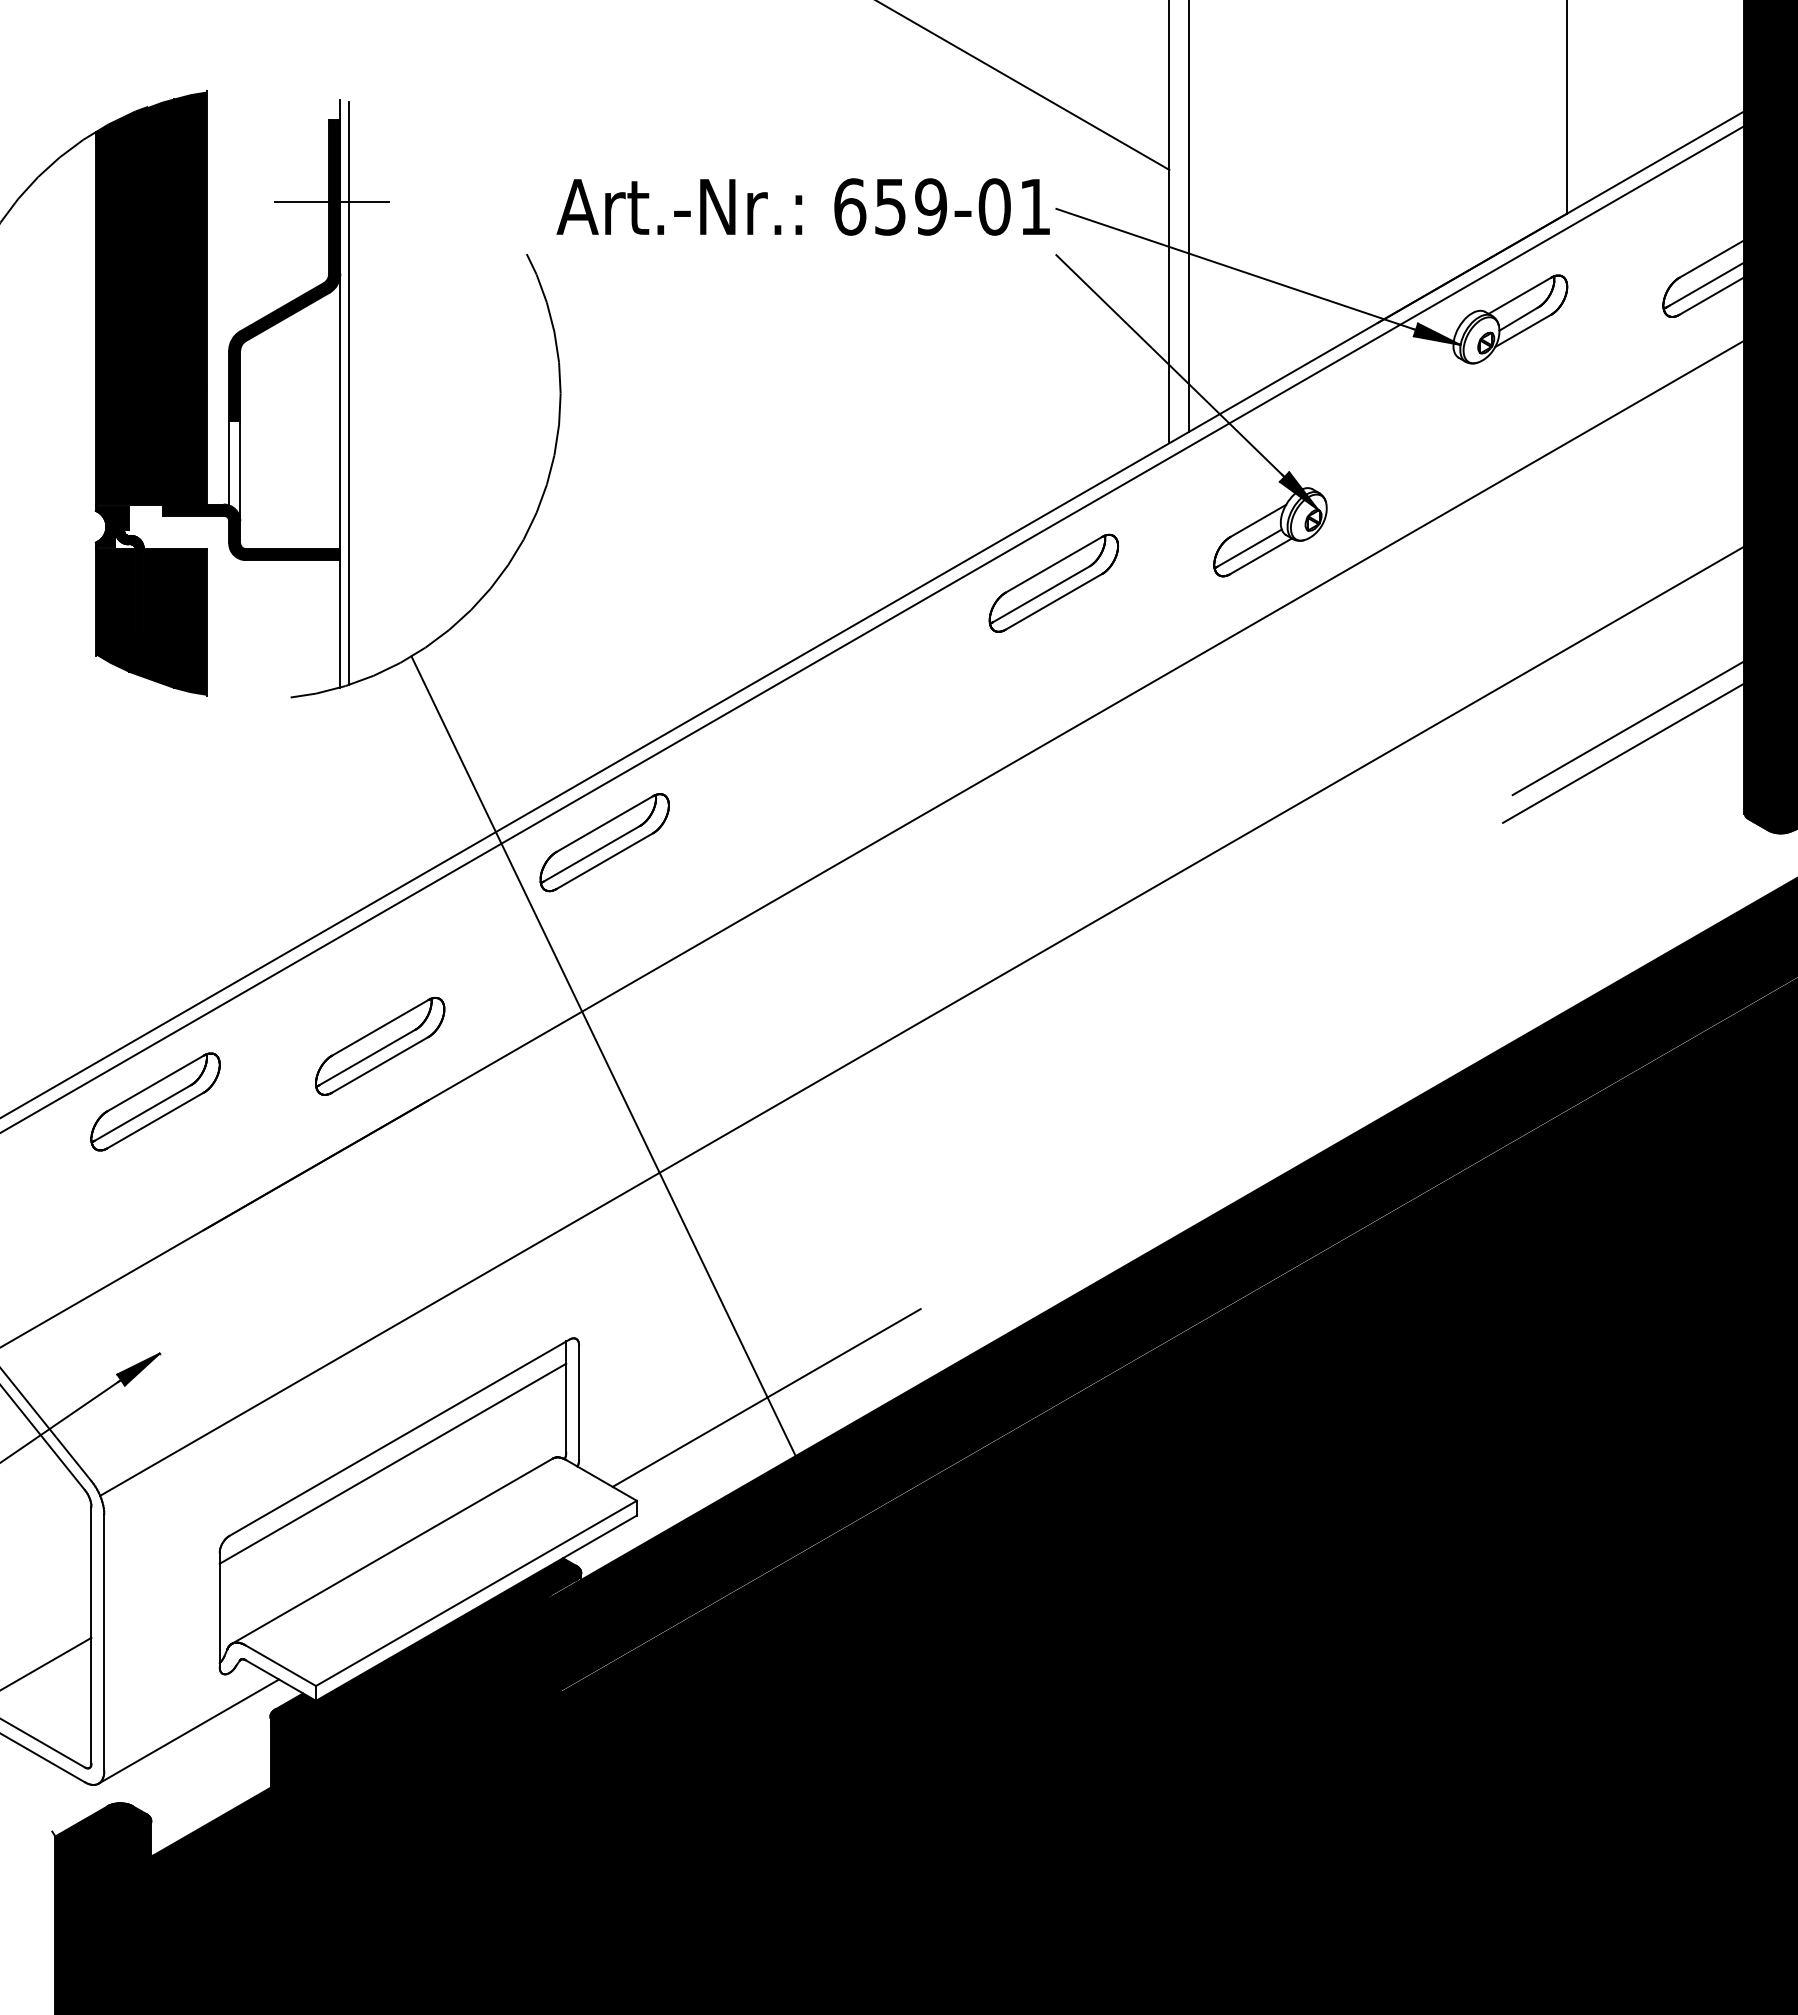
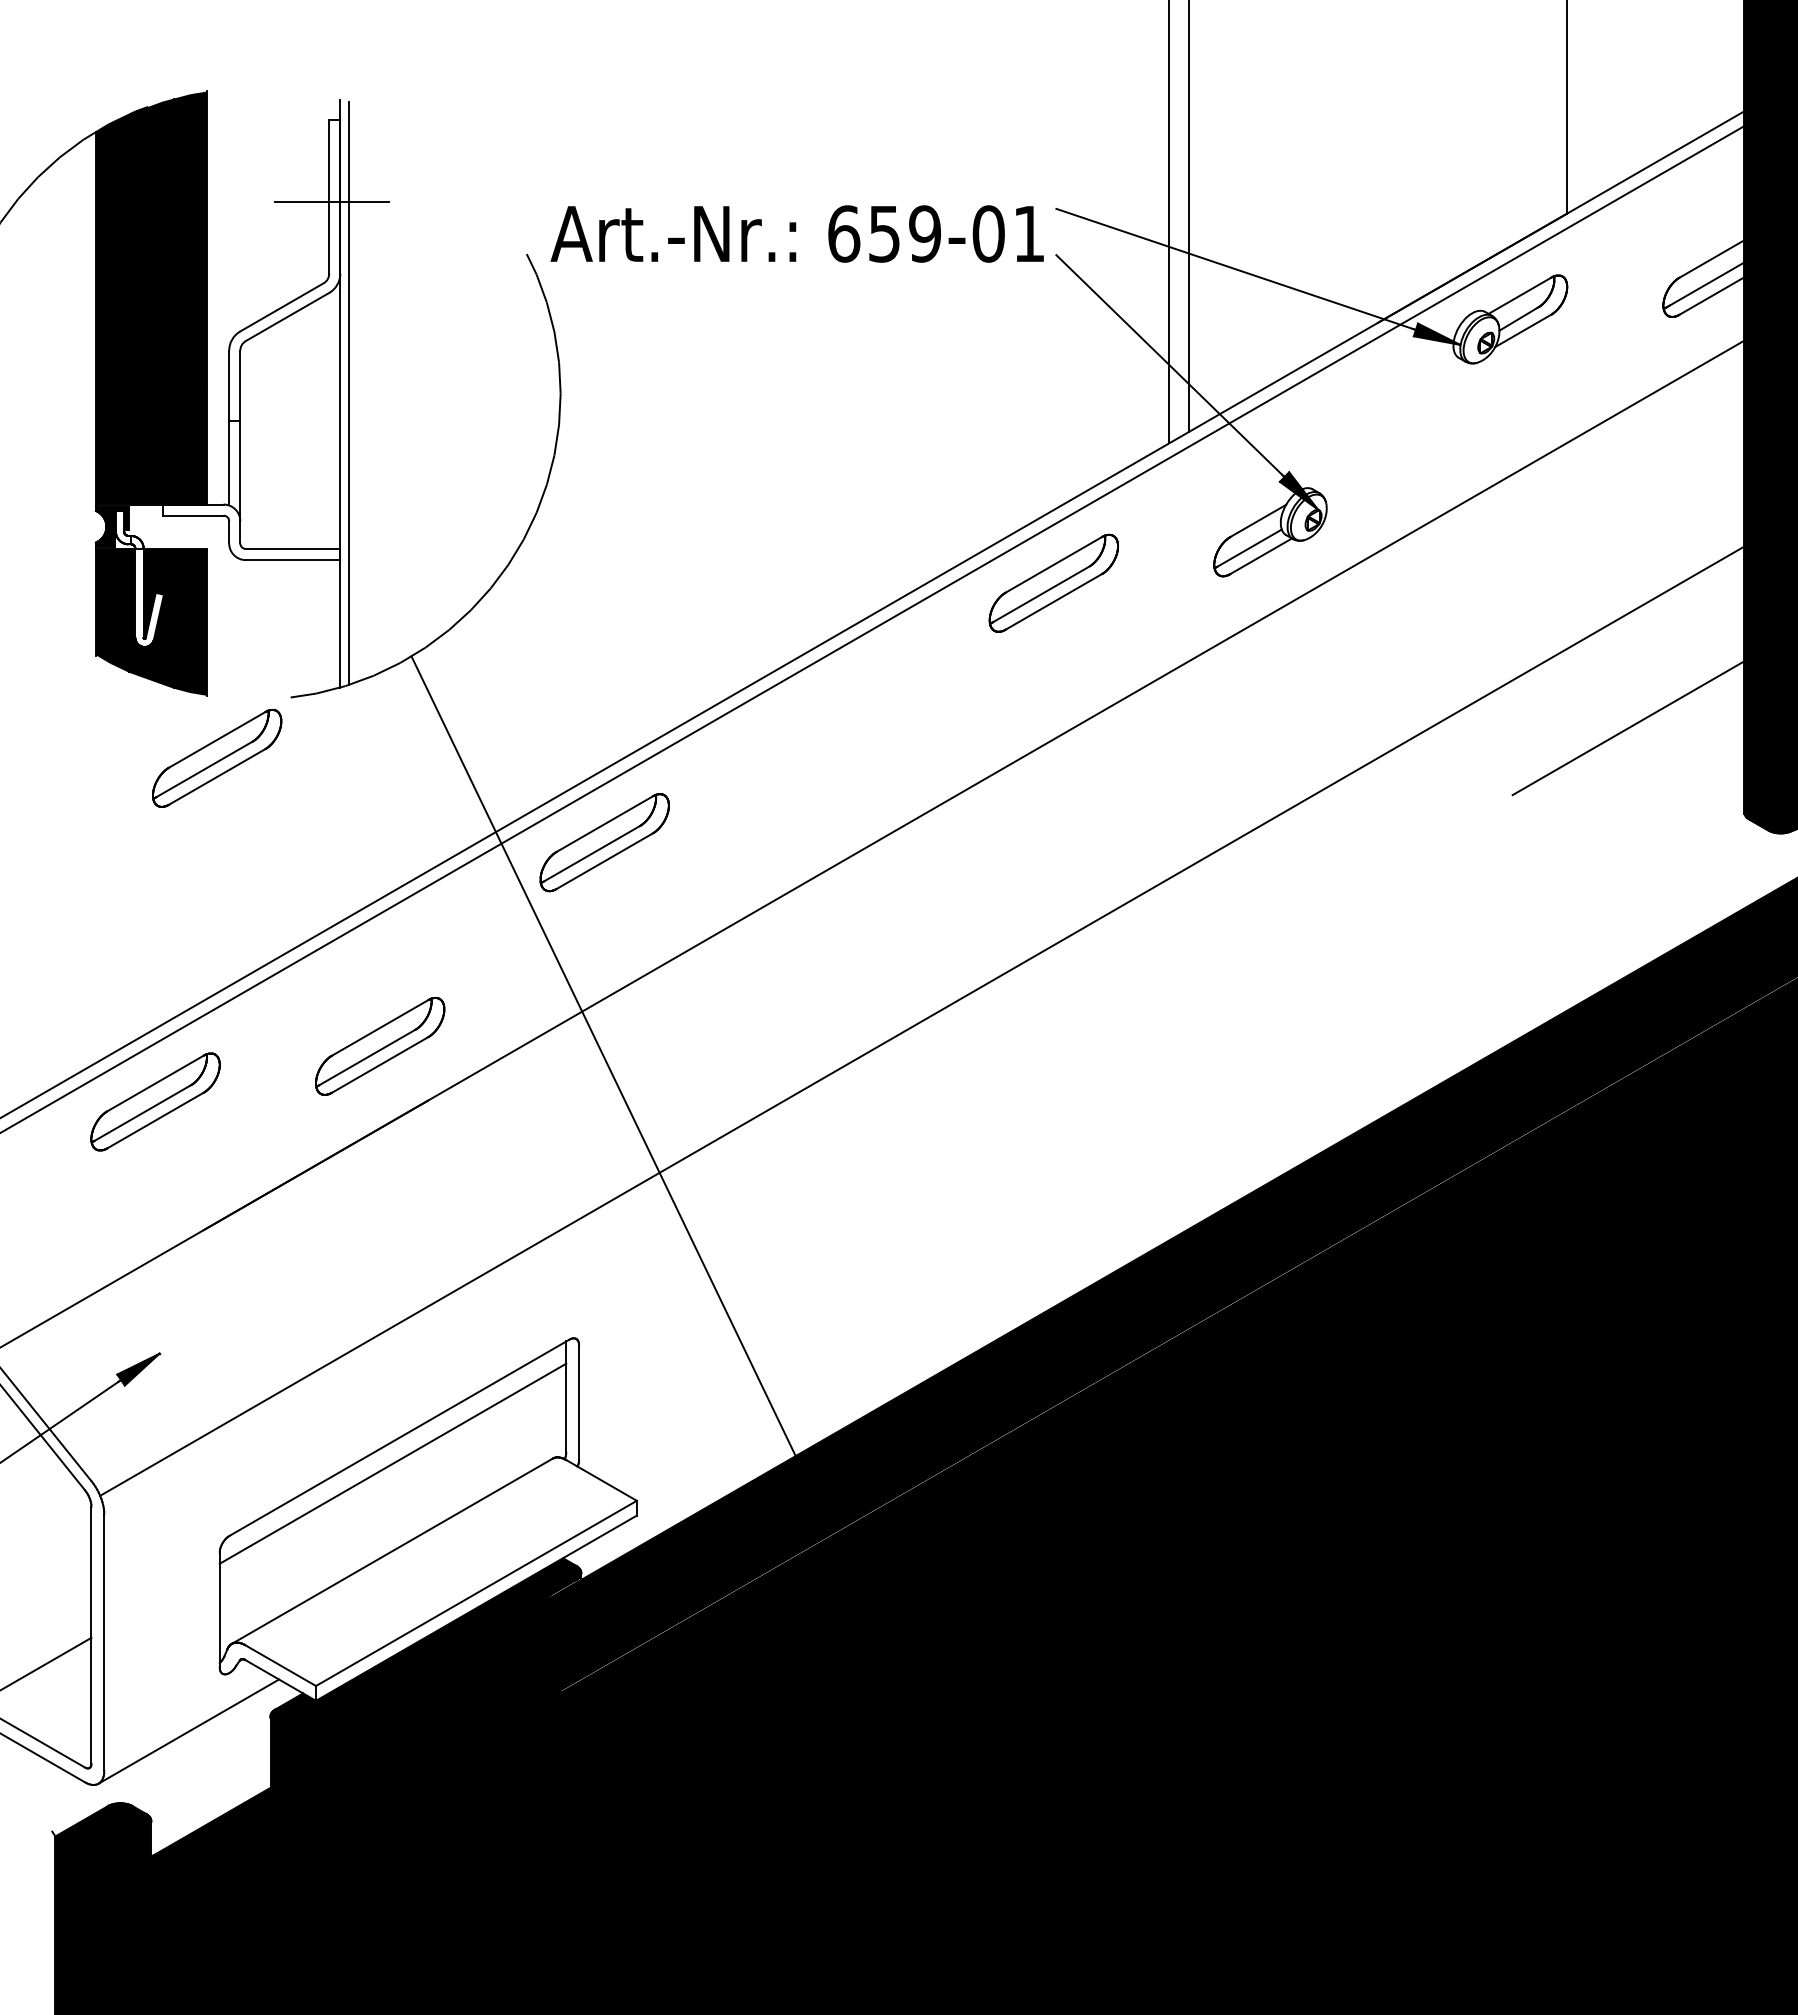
line: present -> none (1024, 85)
text position: (802, 206) -> (796, 233) (796, 233)
fill: present -> none (284, 270)
fill: present -> none (251, 532)
fill: present -> none (139, 578)
line: present -> none (1623, 752)
part: none -> present (217, 758)
line: present -> none (766, 1397)
